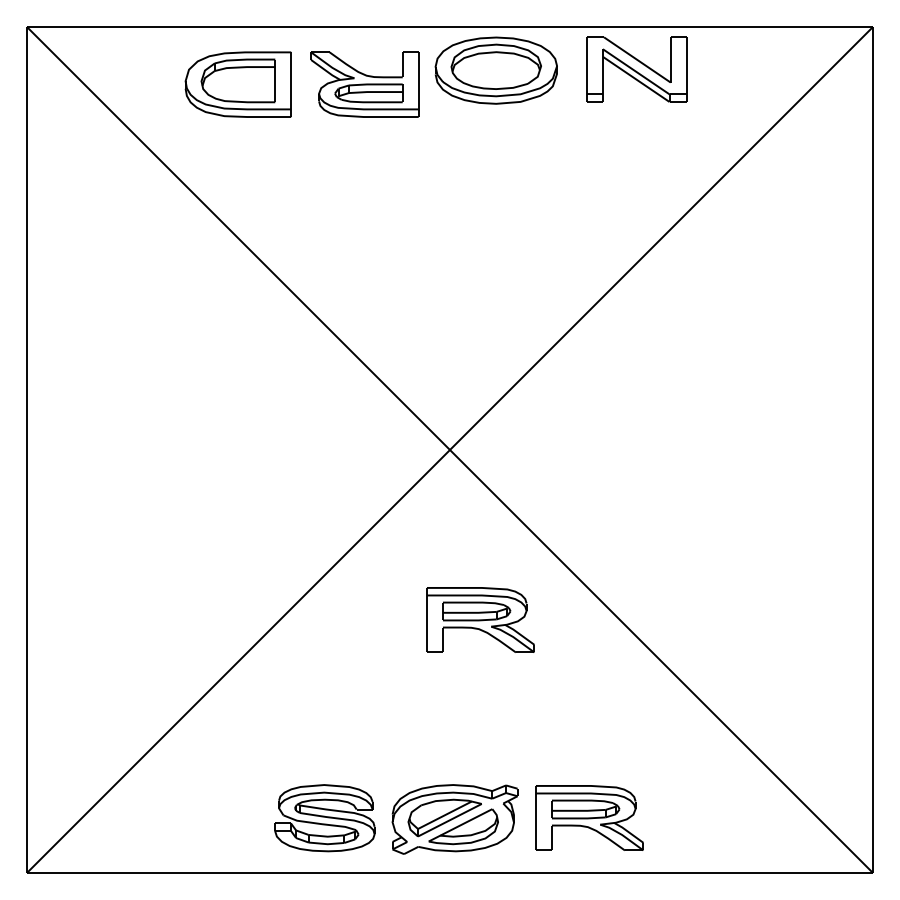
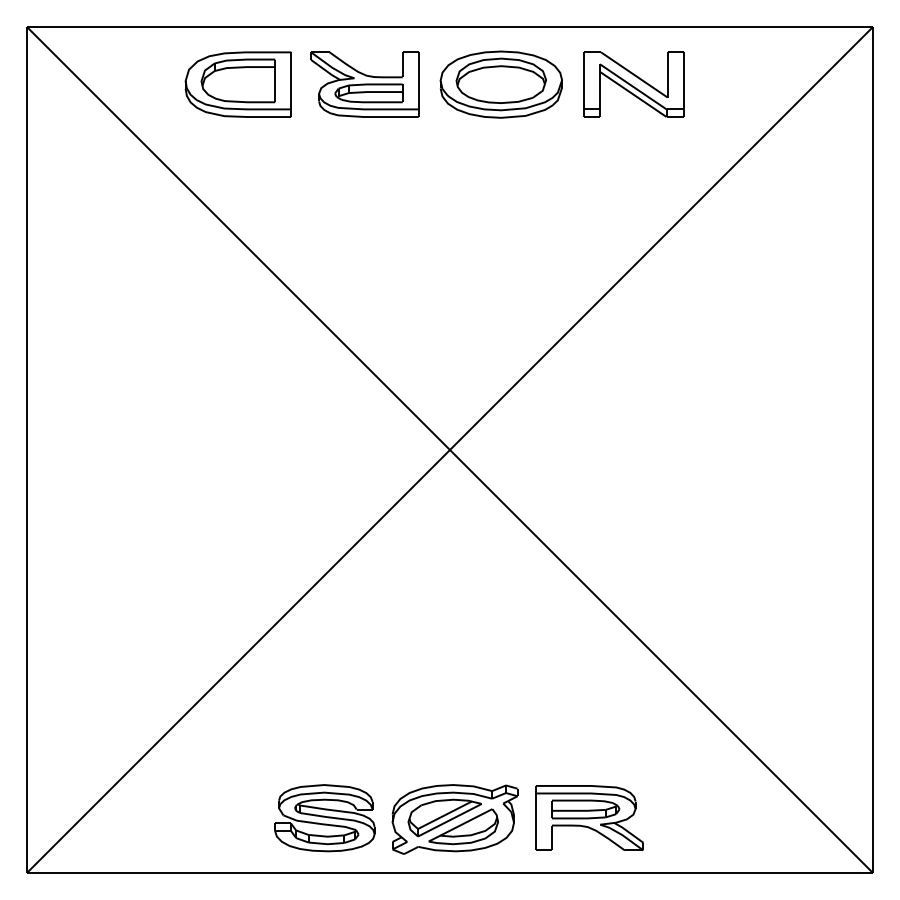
part position: (636, 69) -> (633, 84) (633, 84)
part position: (495, 70) -> (500, 84) (500, 84)
part: present -> none (480, 619)
